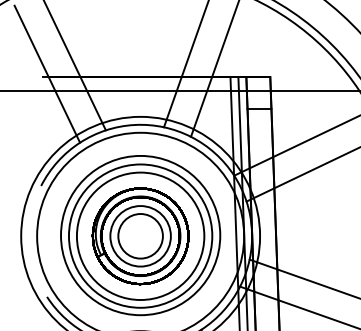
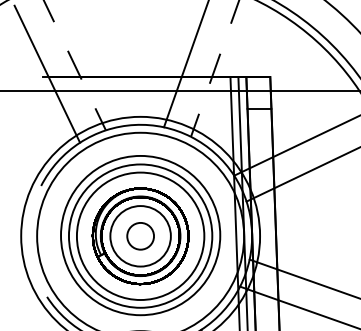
line: solid -> dashed (74, 65)
line: solid -> dashed (214, 69)
circle diameter: 45 px -> 27 px (140, 235)
